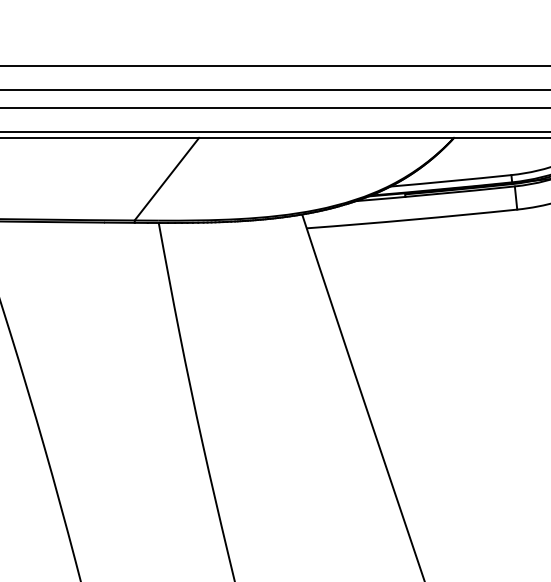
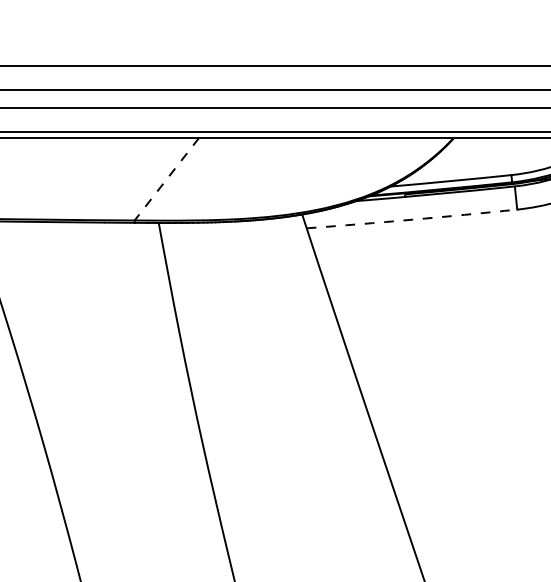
line: solid -> dashed (166, 179)
arc: solid -> dashed (412, 219)
